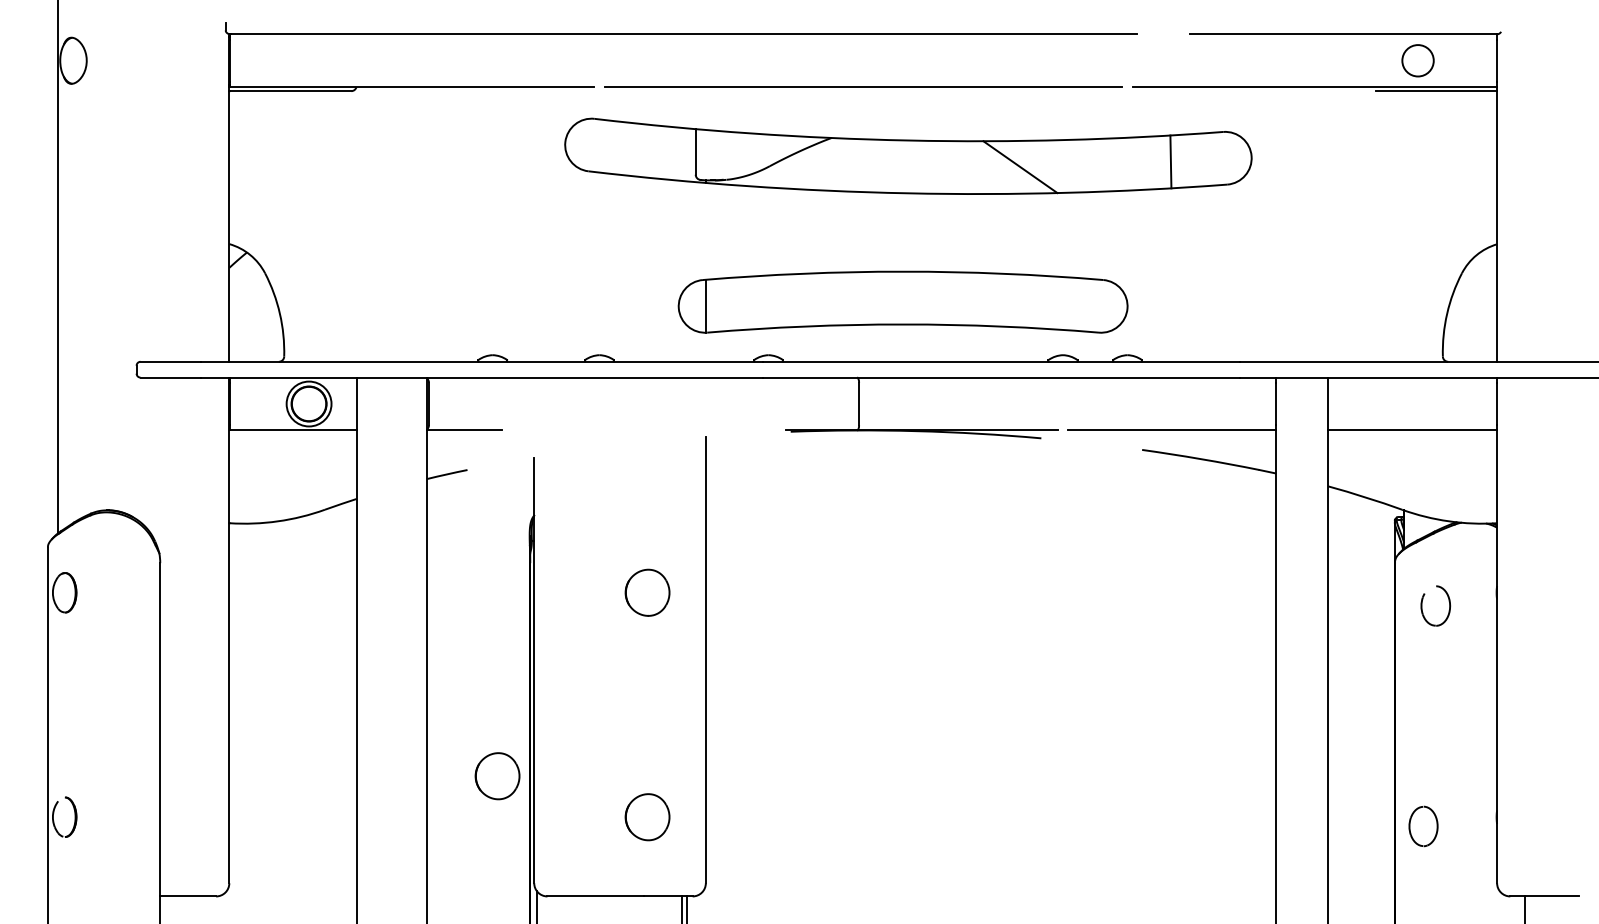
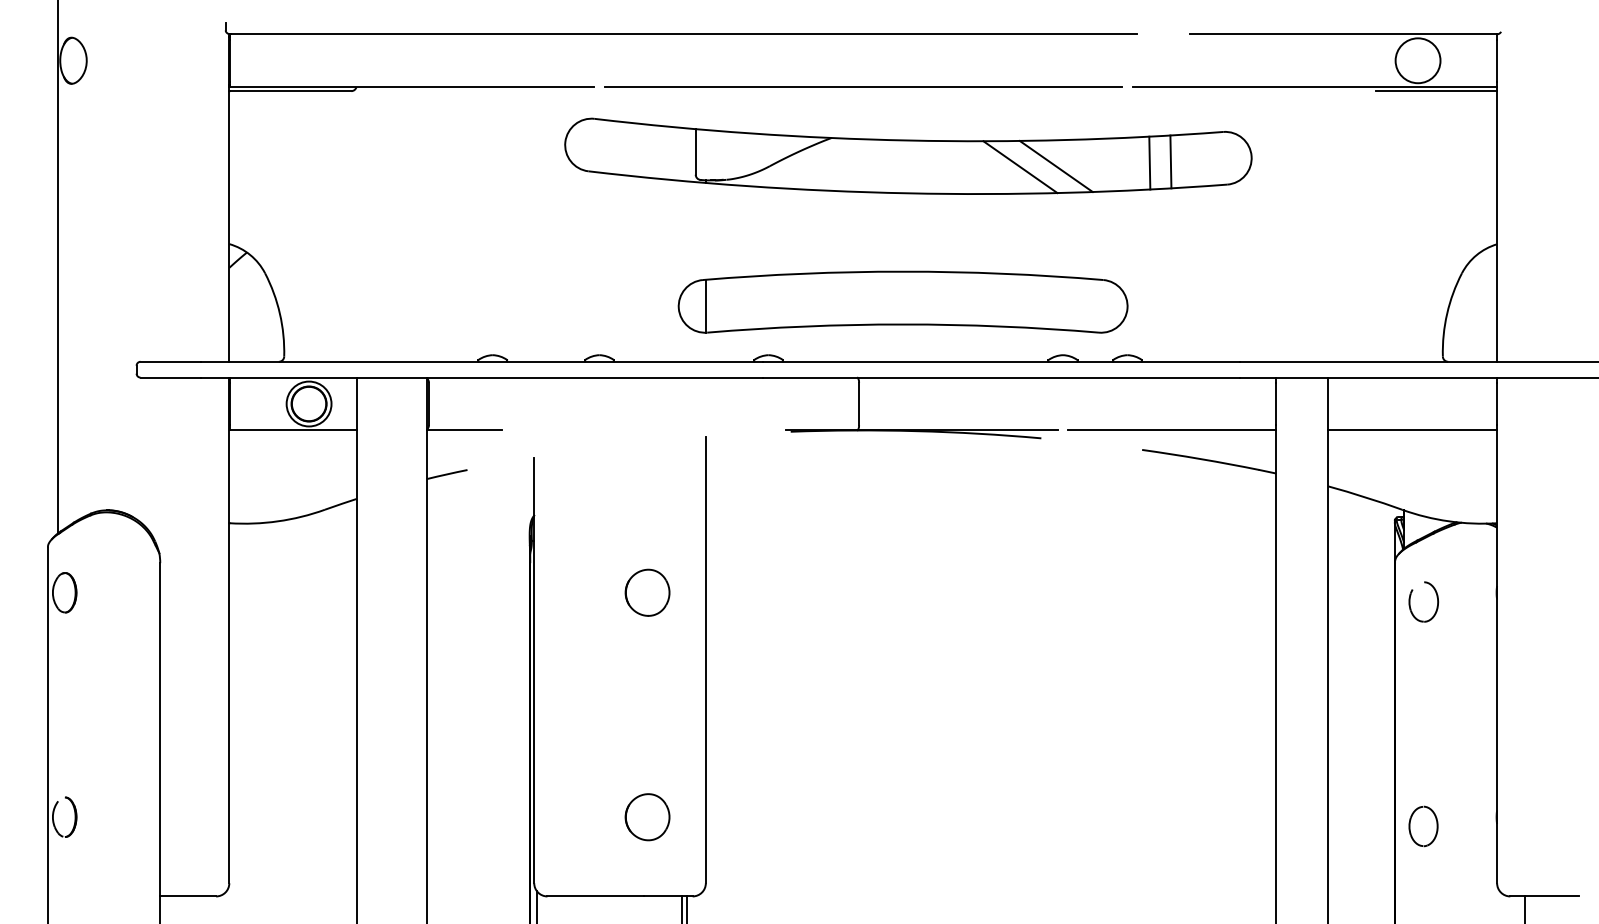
circle diameter: 31 px -> 45 px (1417, 60)
line: none -> present (1149, 162)
line: none -> present (1055, 166)
part position: (1422, 605) -> (1410, 601) (1410, 601)
part: present -> none (497, 776)
